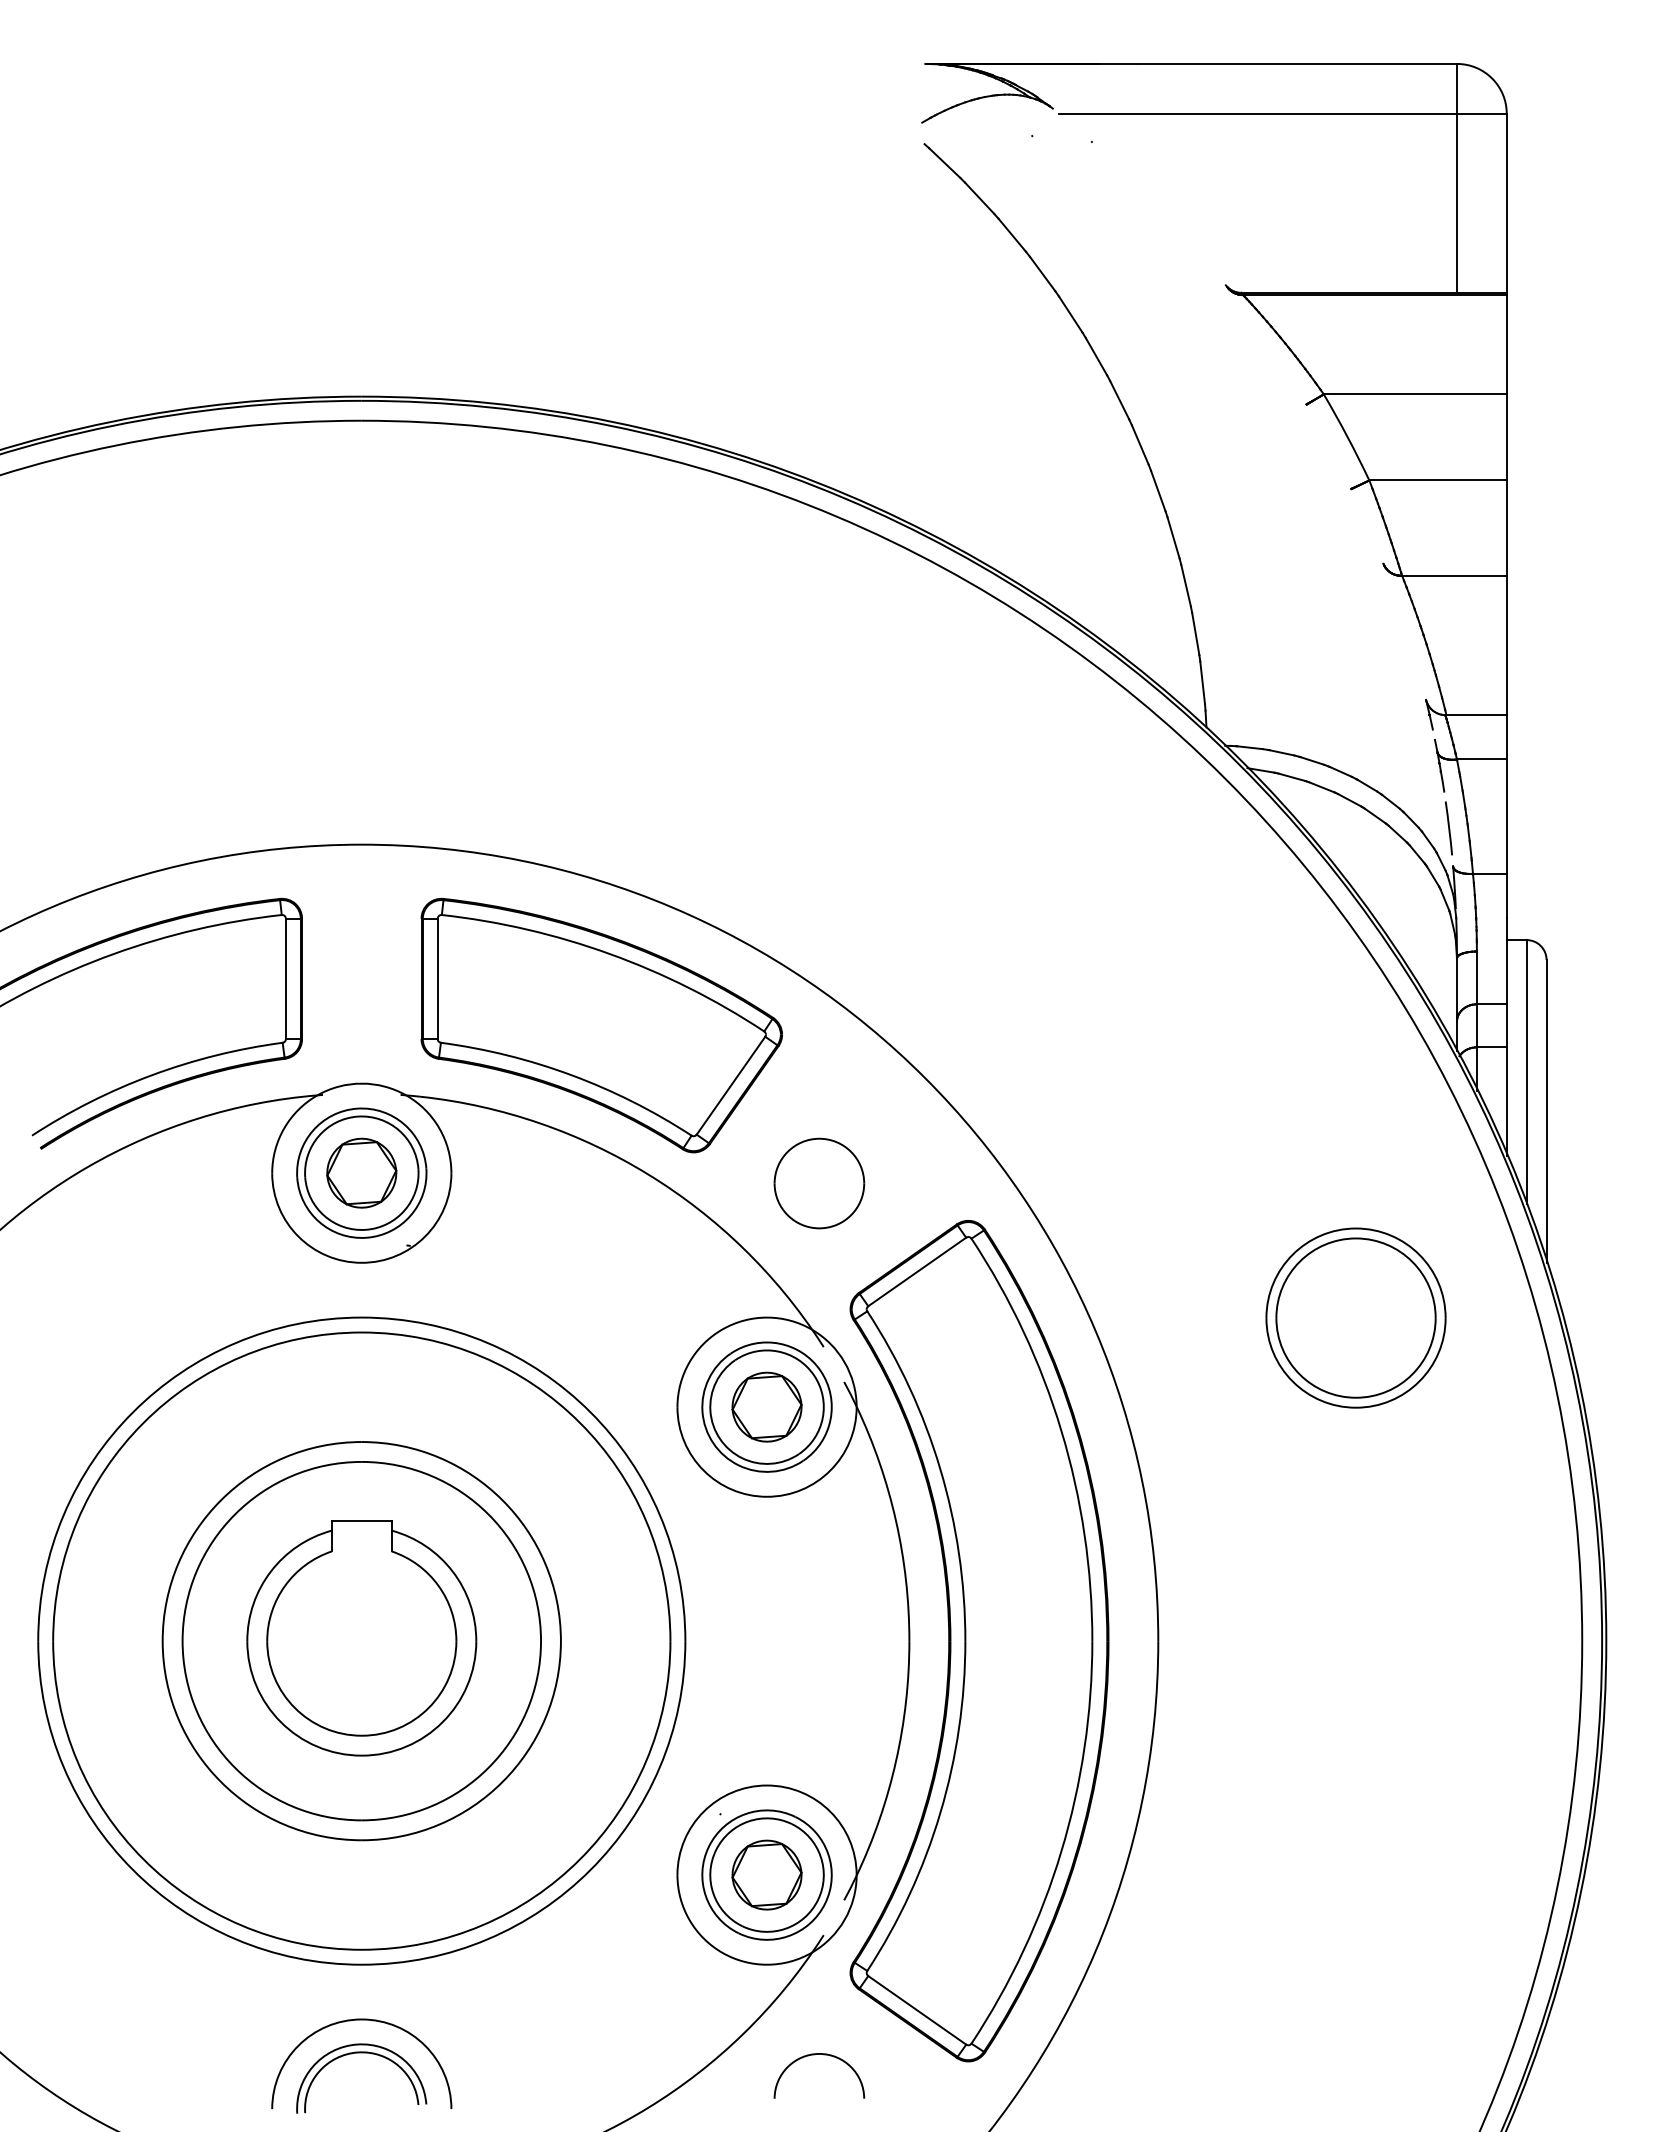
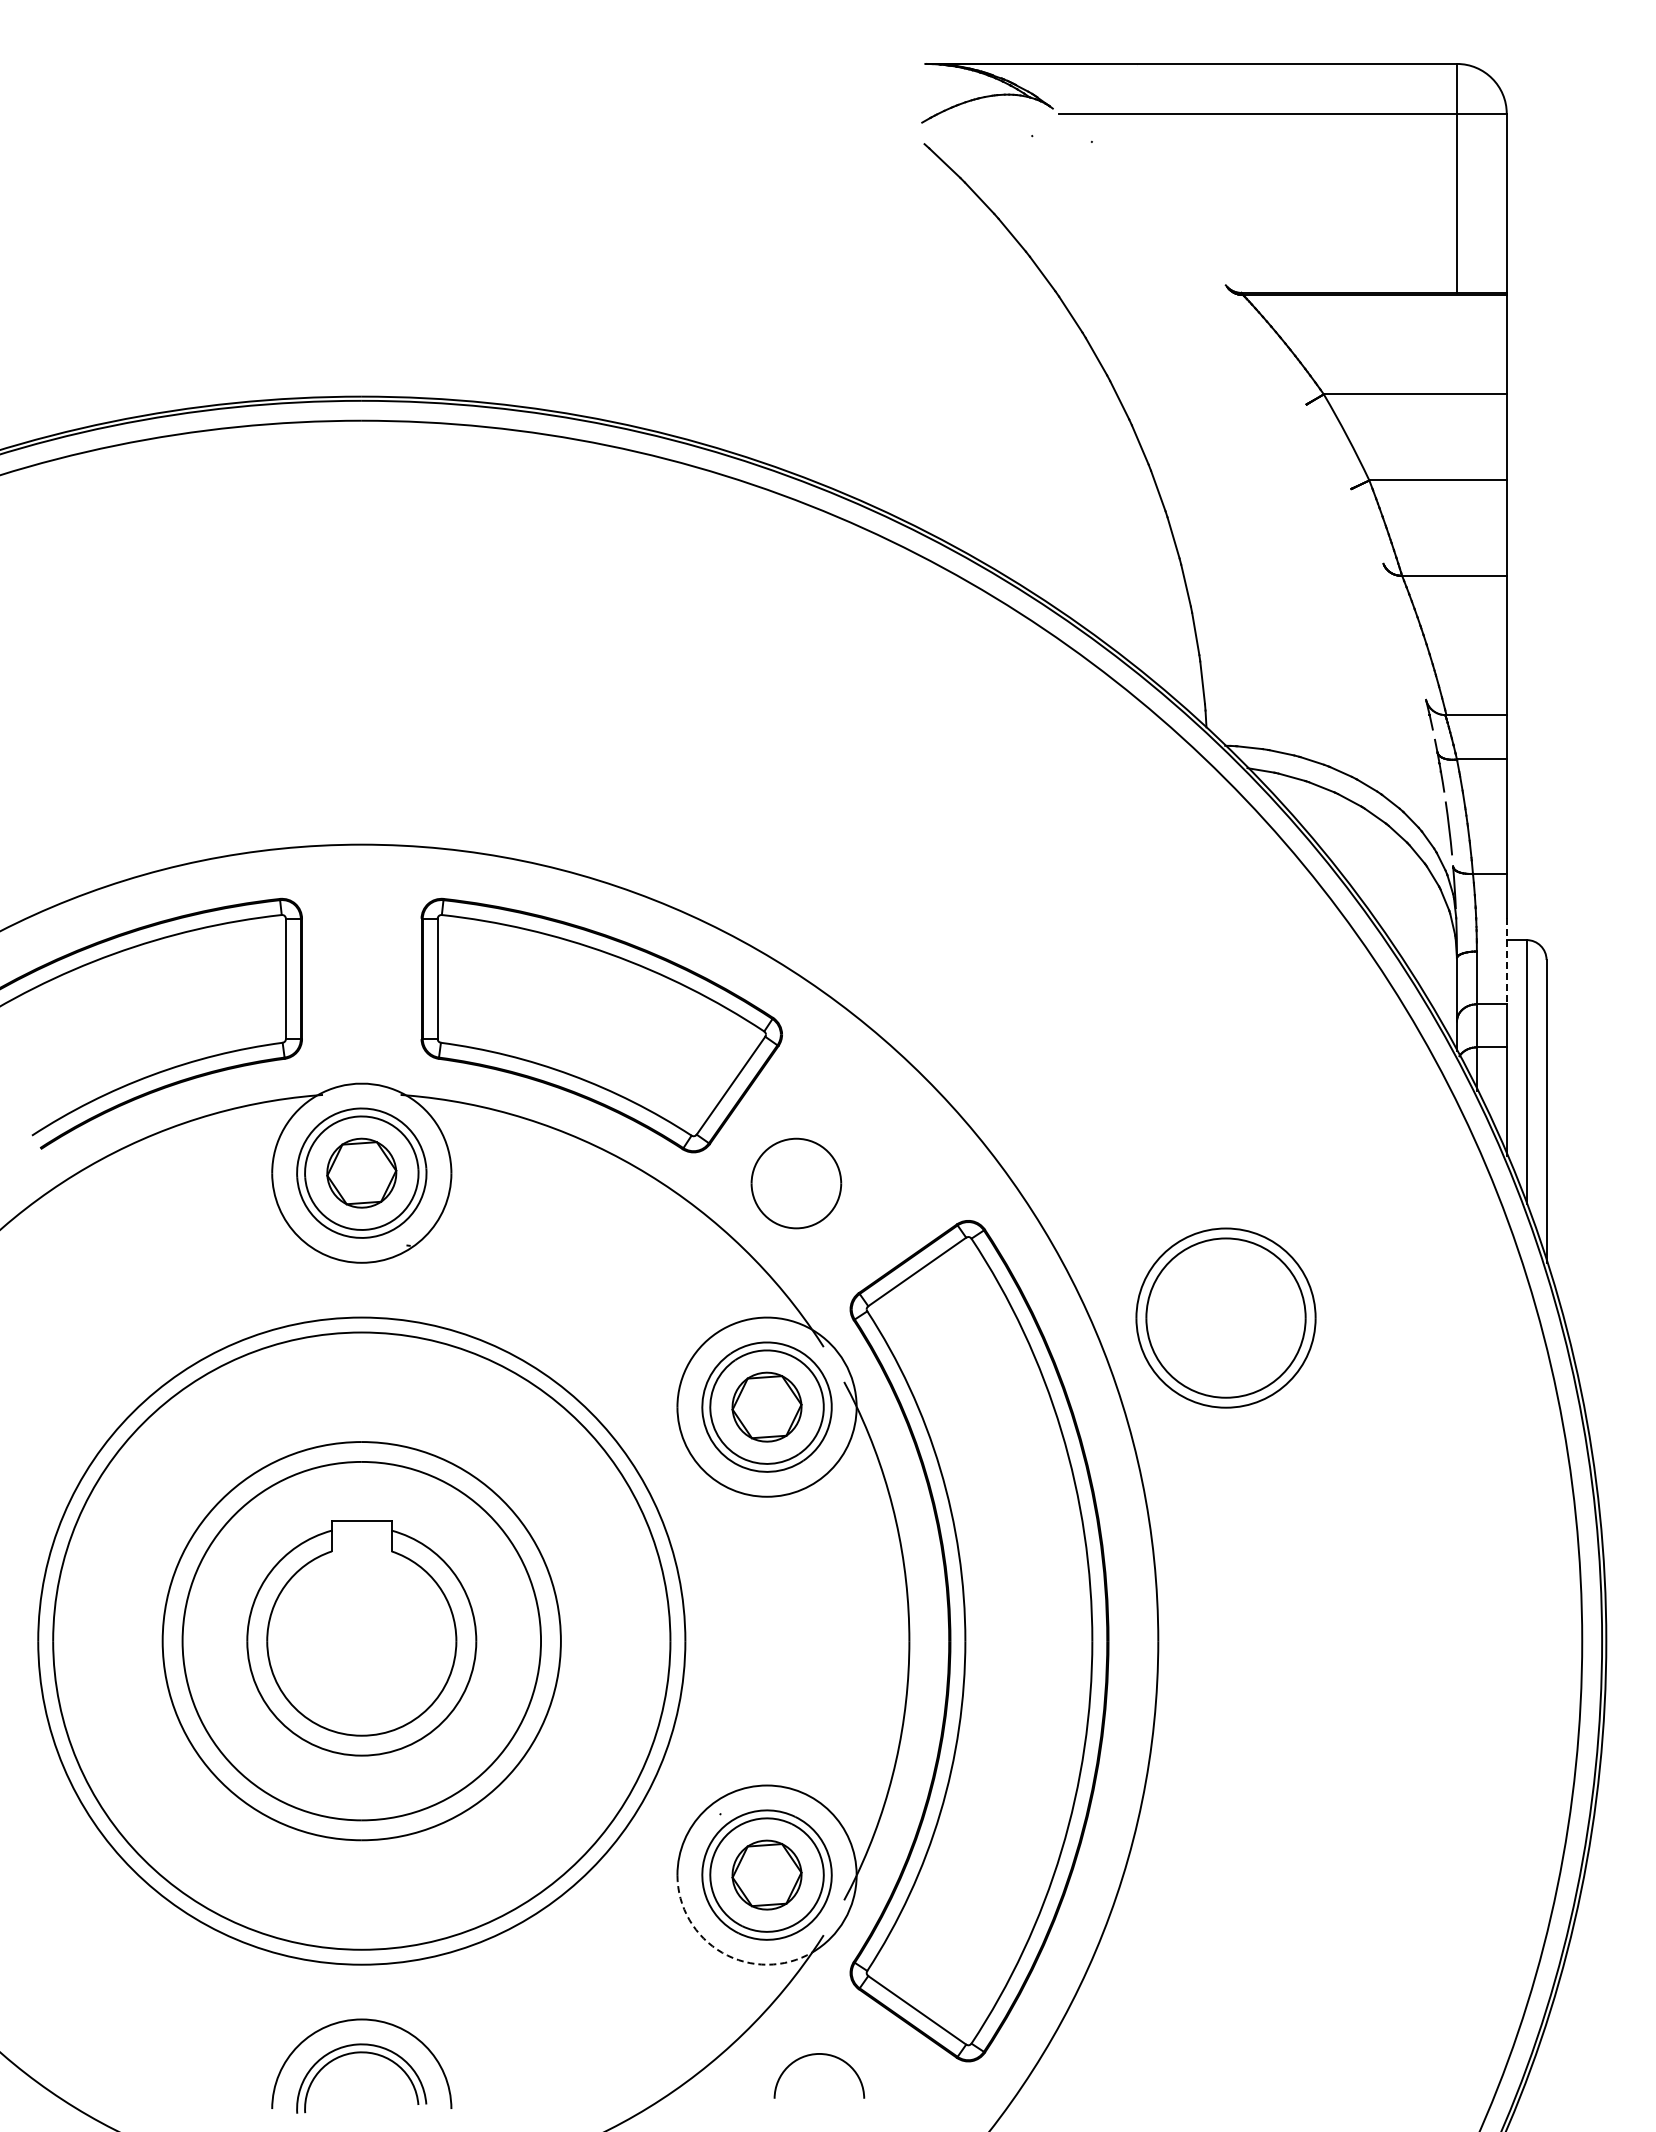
line: solid -> dashed (1506, 961)
part position: (819, 1183) -> (796, 1183) (796, 1183)
part position: (1355, 1317) -> (1225, 1317) (1225, 1317)
arc: solid -> dashed (722, 1952)
